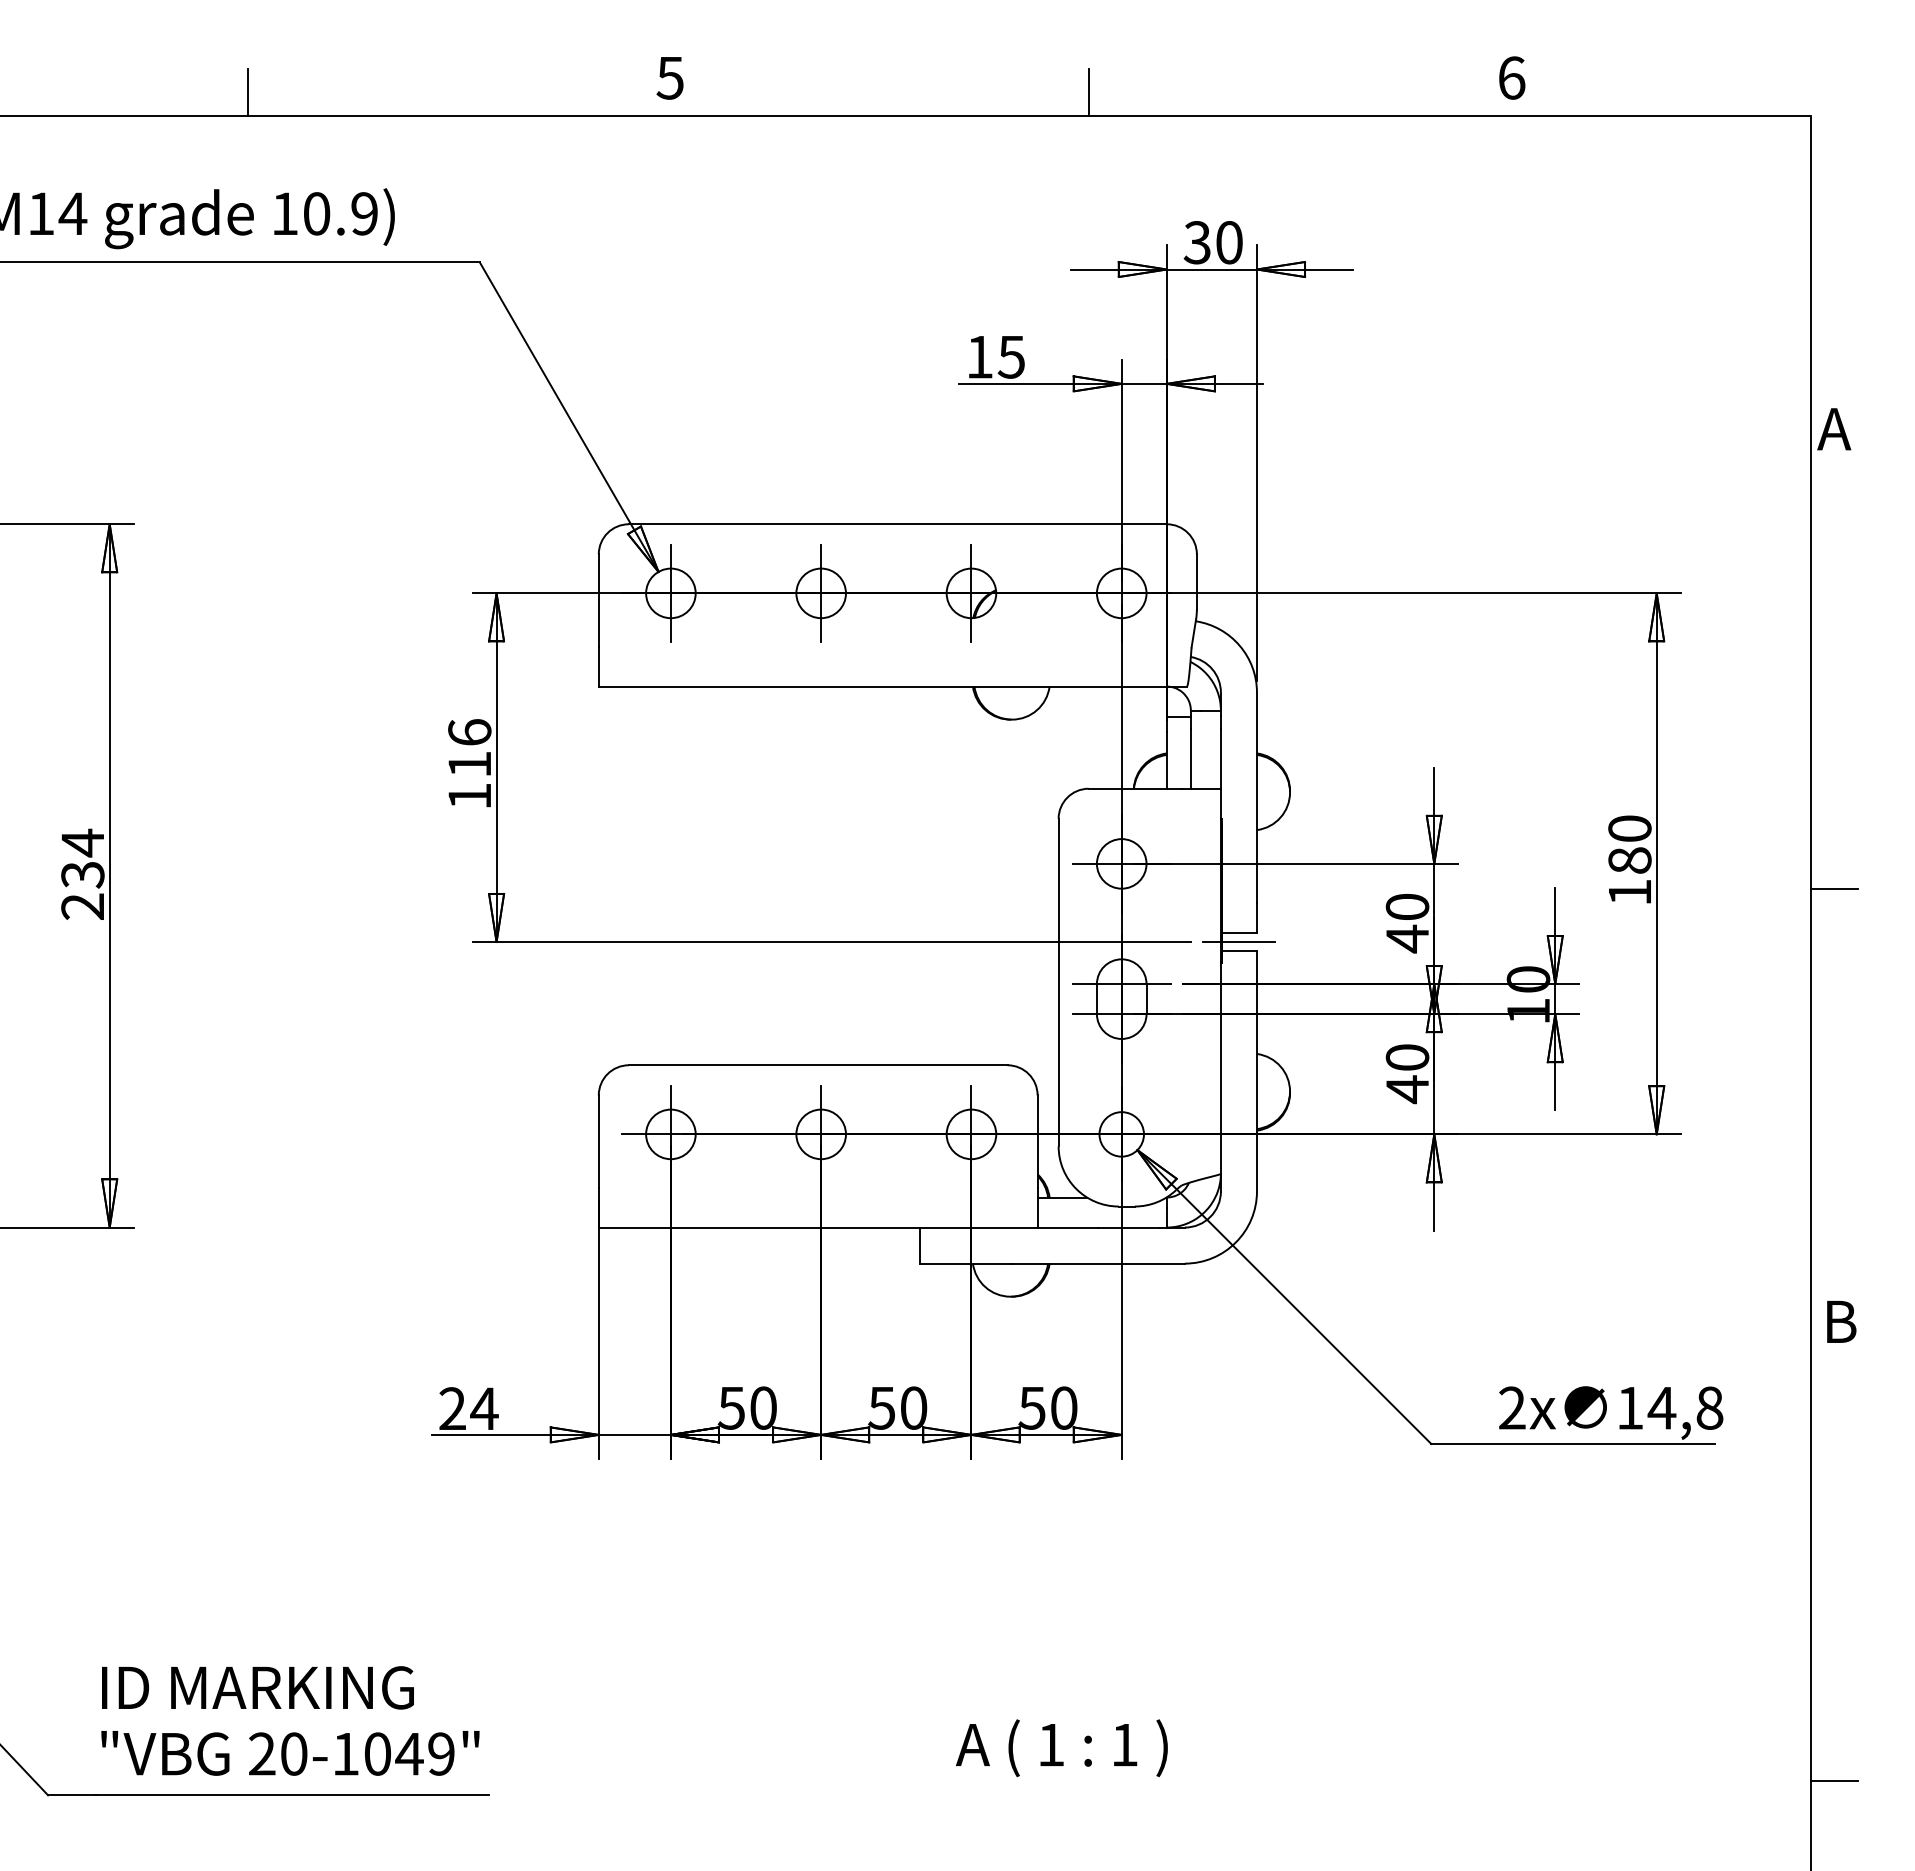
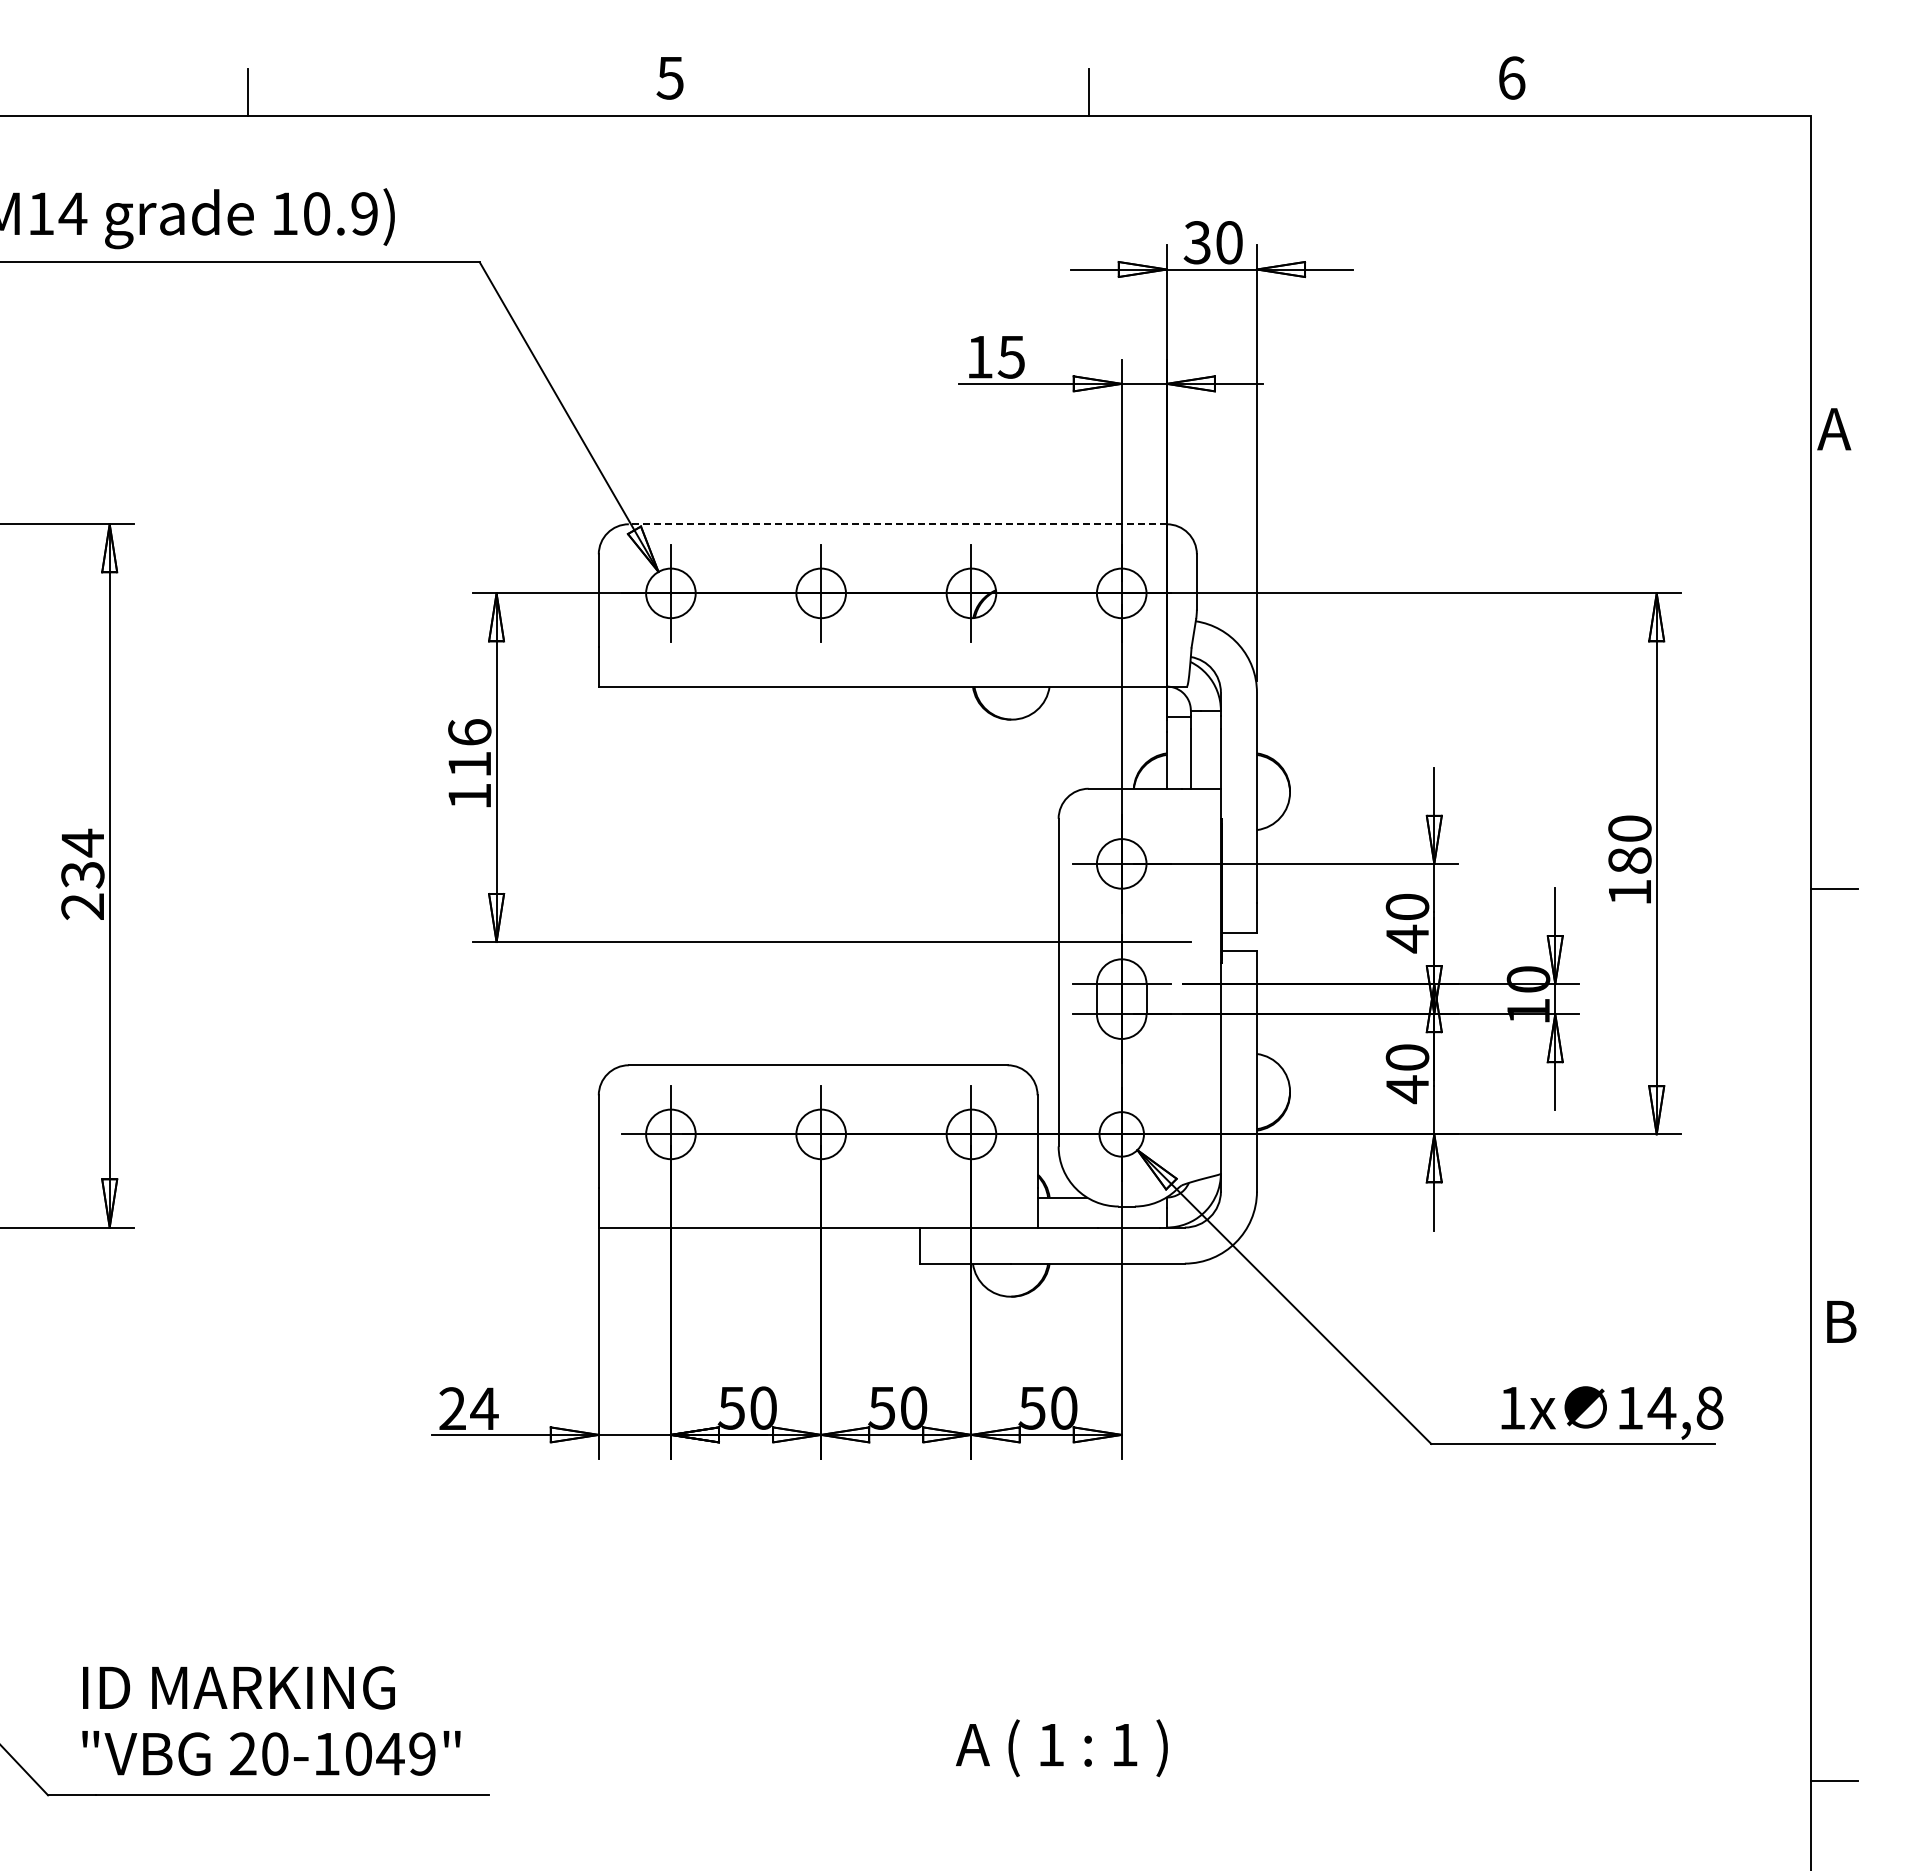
line: solid -> dashed (897, 524)
line: present -> none (1238, 942)
text: 2x -> 1x (1512, 1407)
text position: (290, 1720) -> (271, 1720) (271, 1720)
